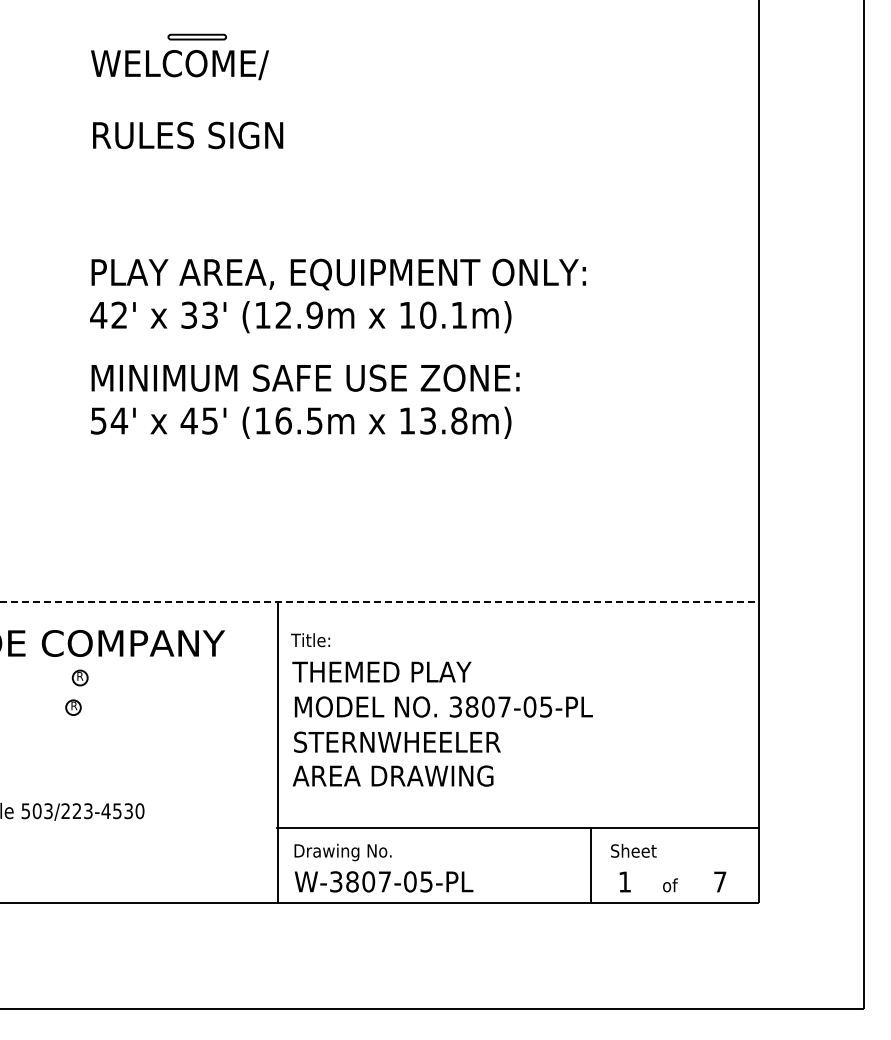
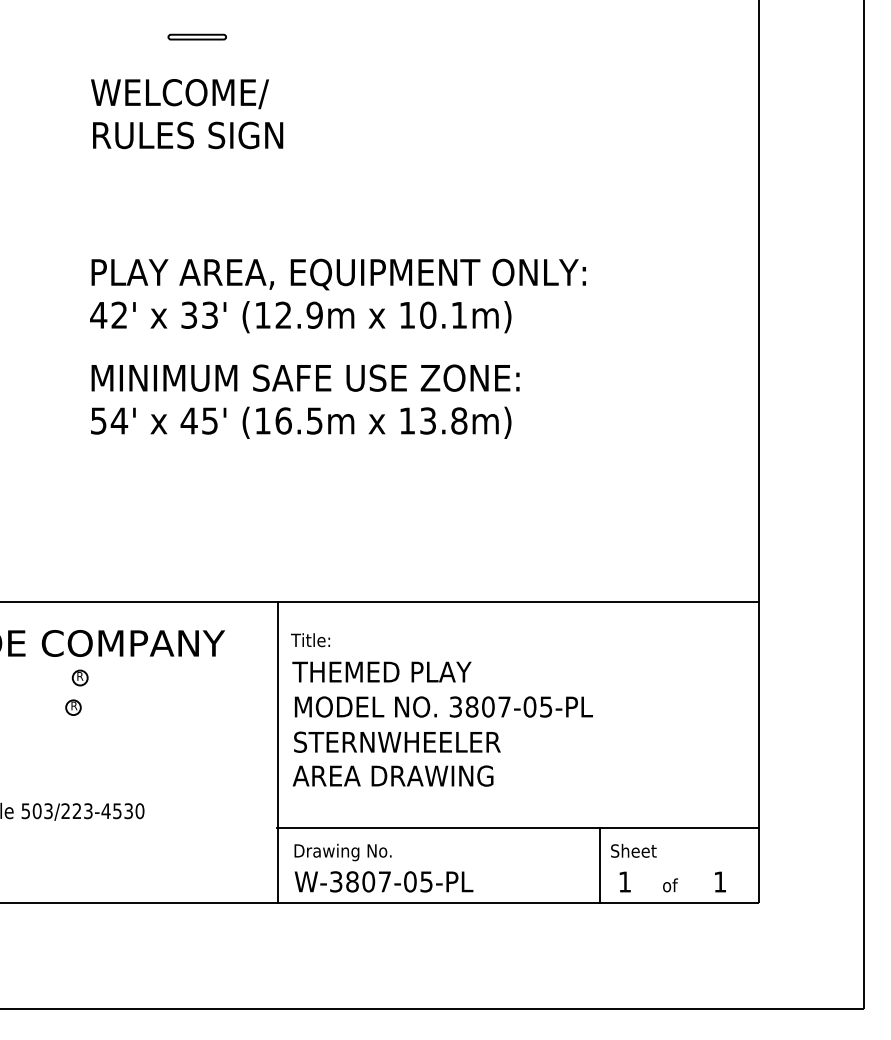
text position: (179, 65) -> (179, 94) (179, 94)
line: dashed -> solid (379, 601)
line position: (590, 865) -> (599, 865) (599, 865)
text: 7 -> 1 (720, 881)
